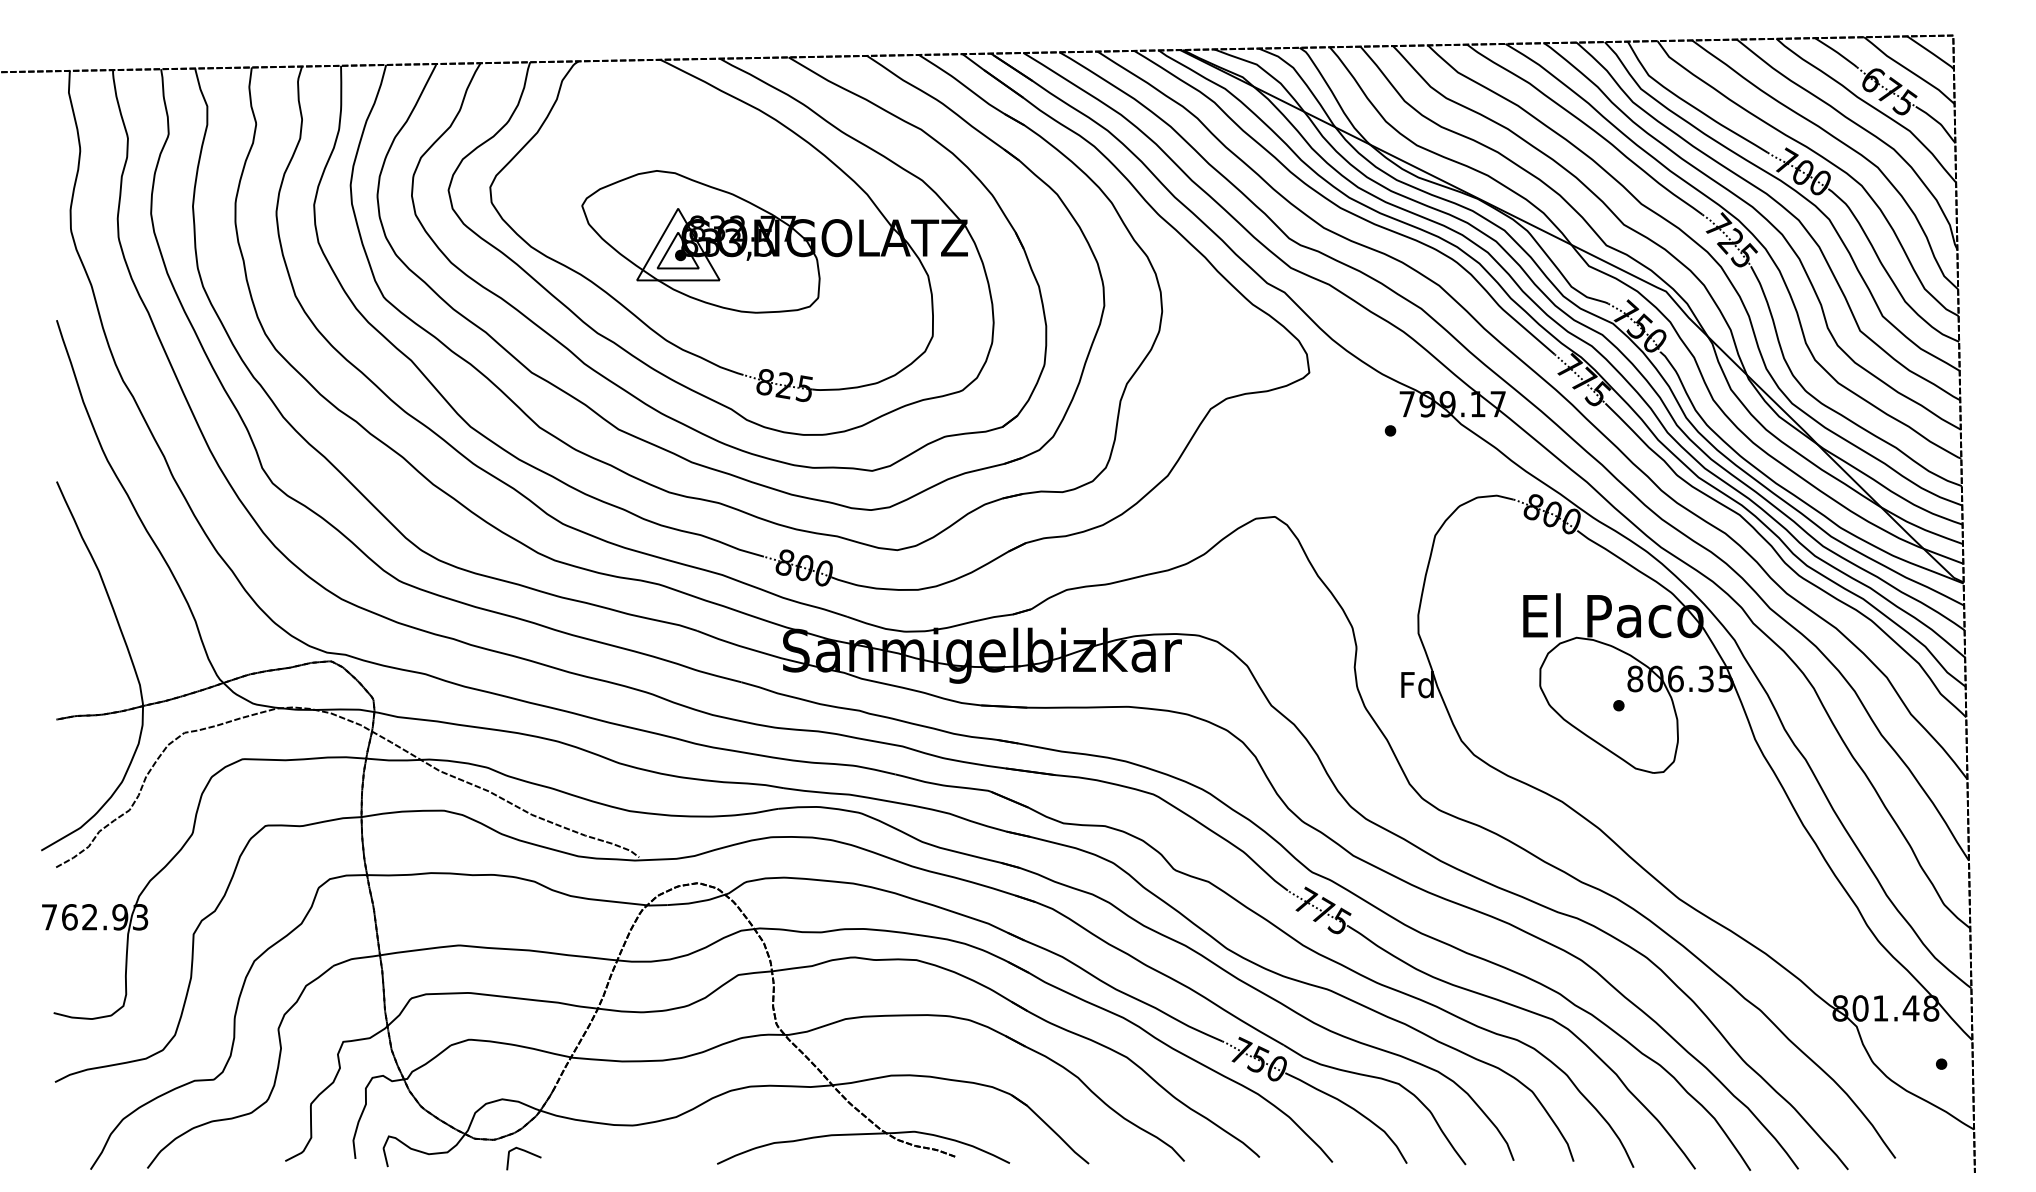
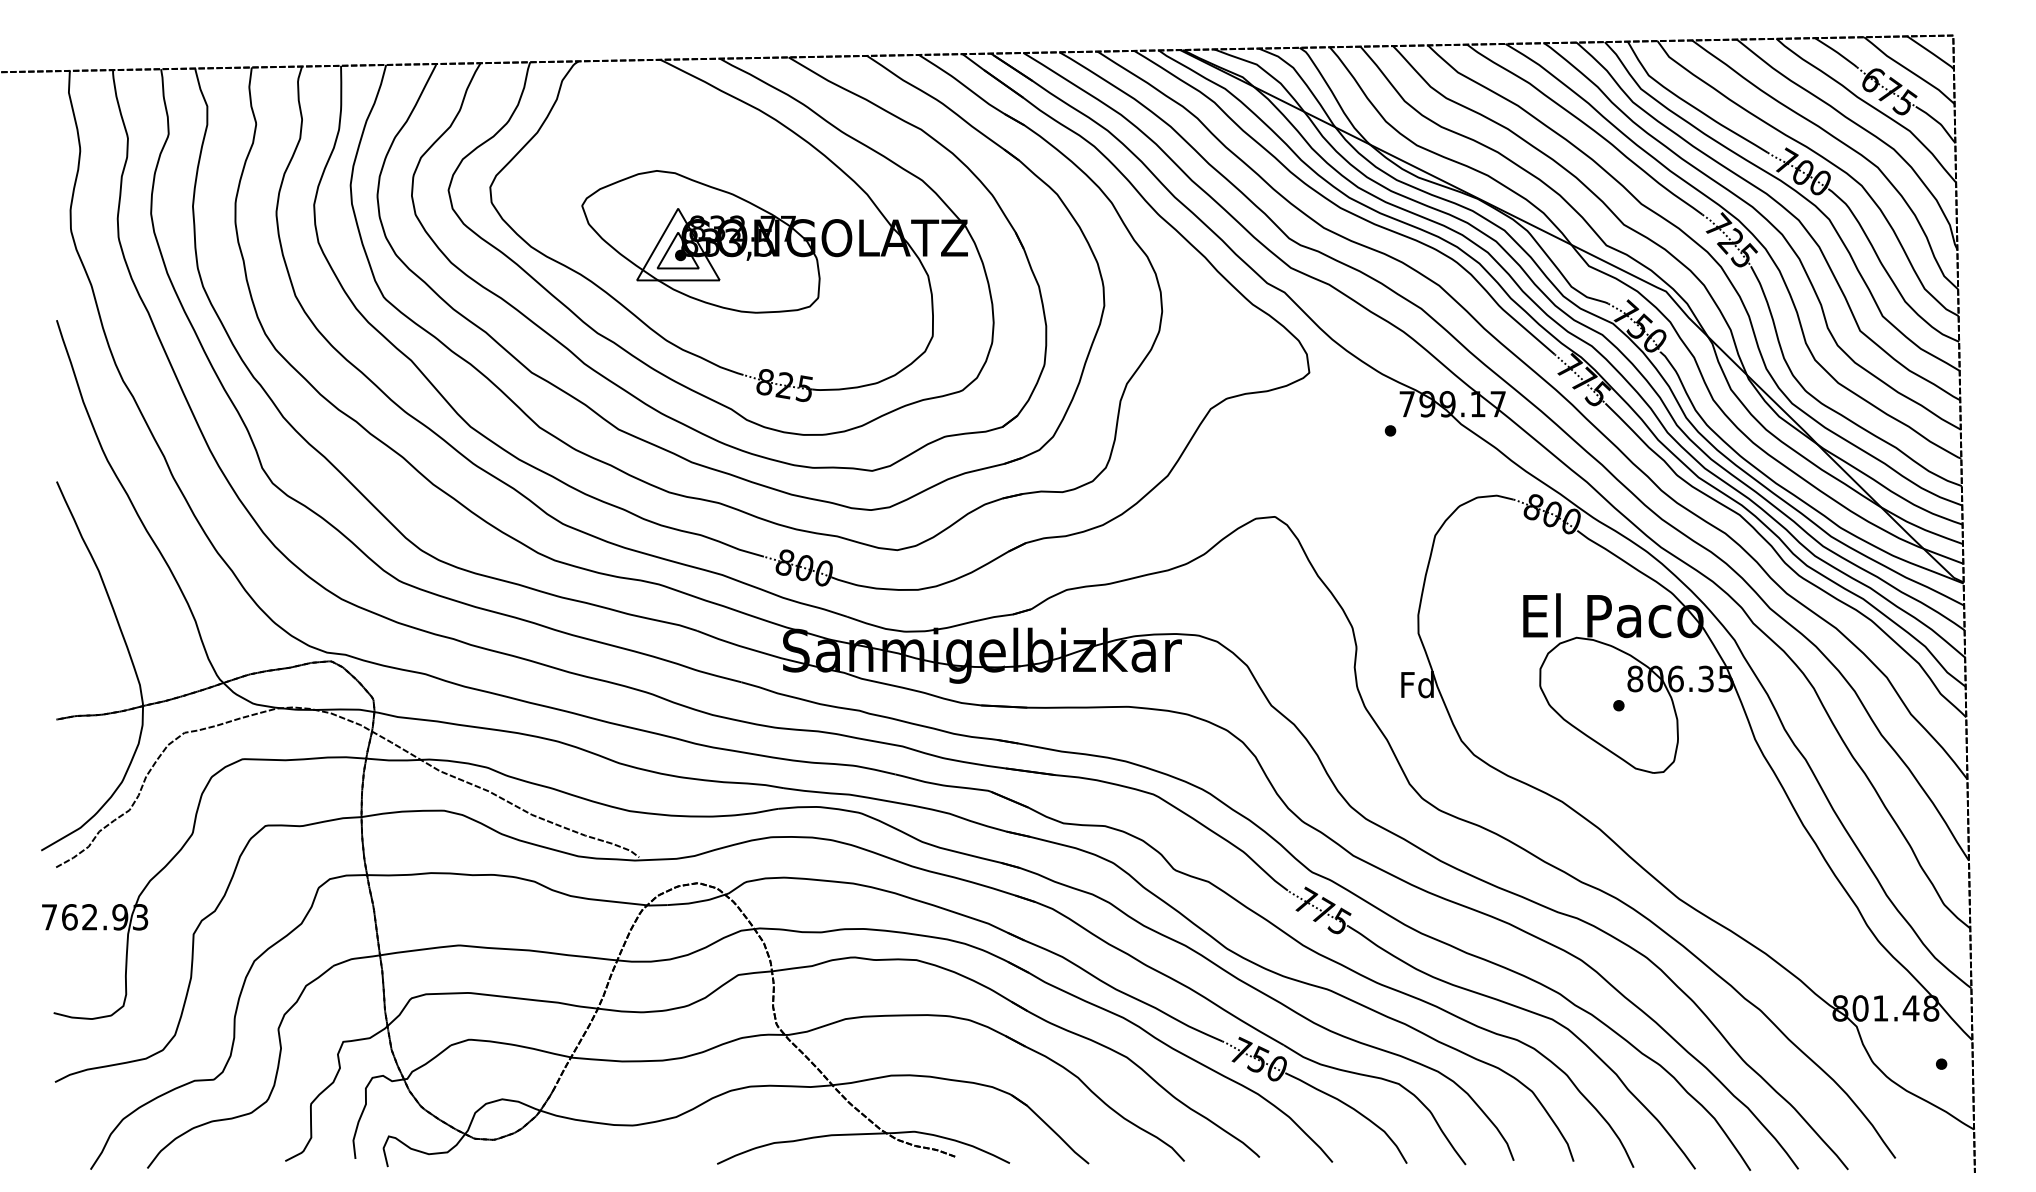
curve: present -> none (525, 1152)
